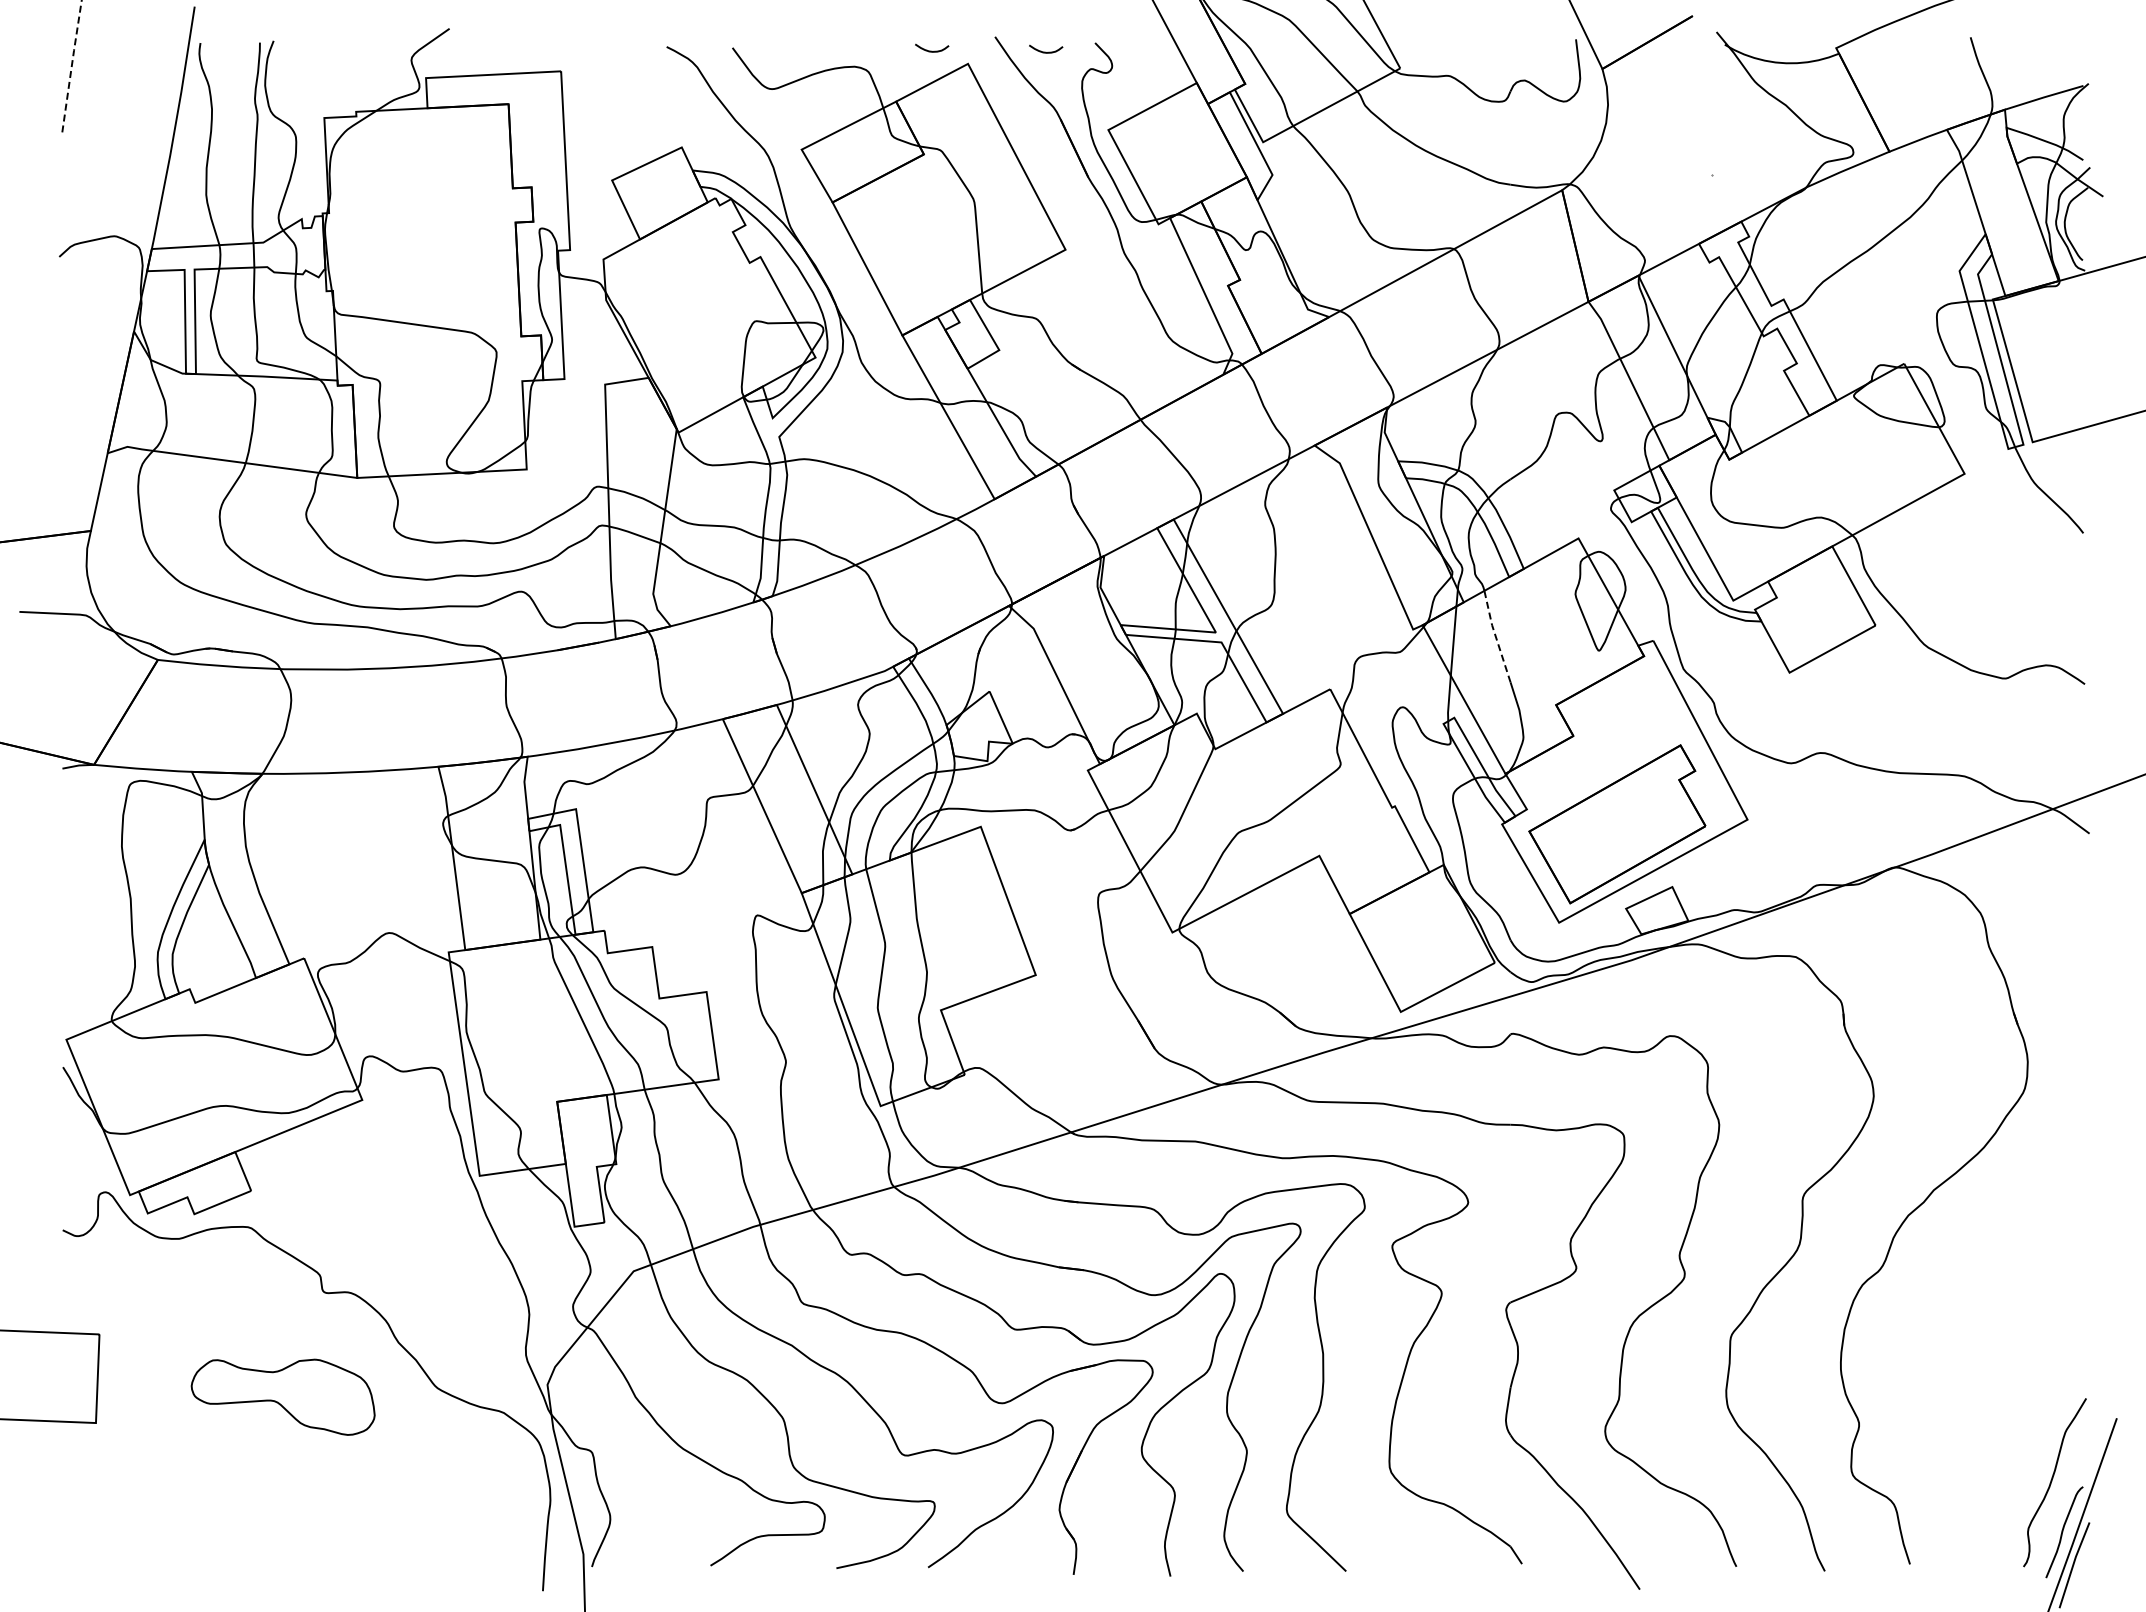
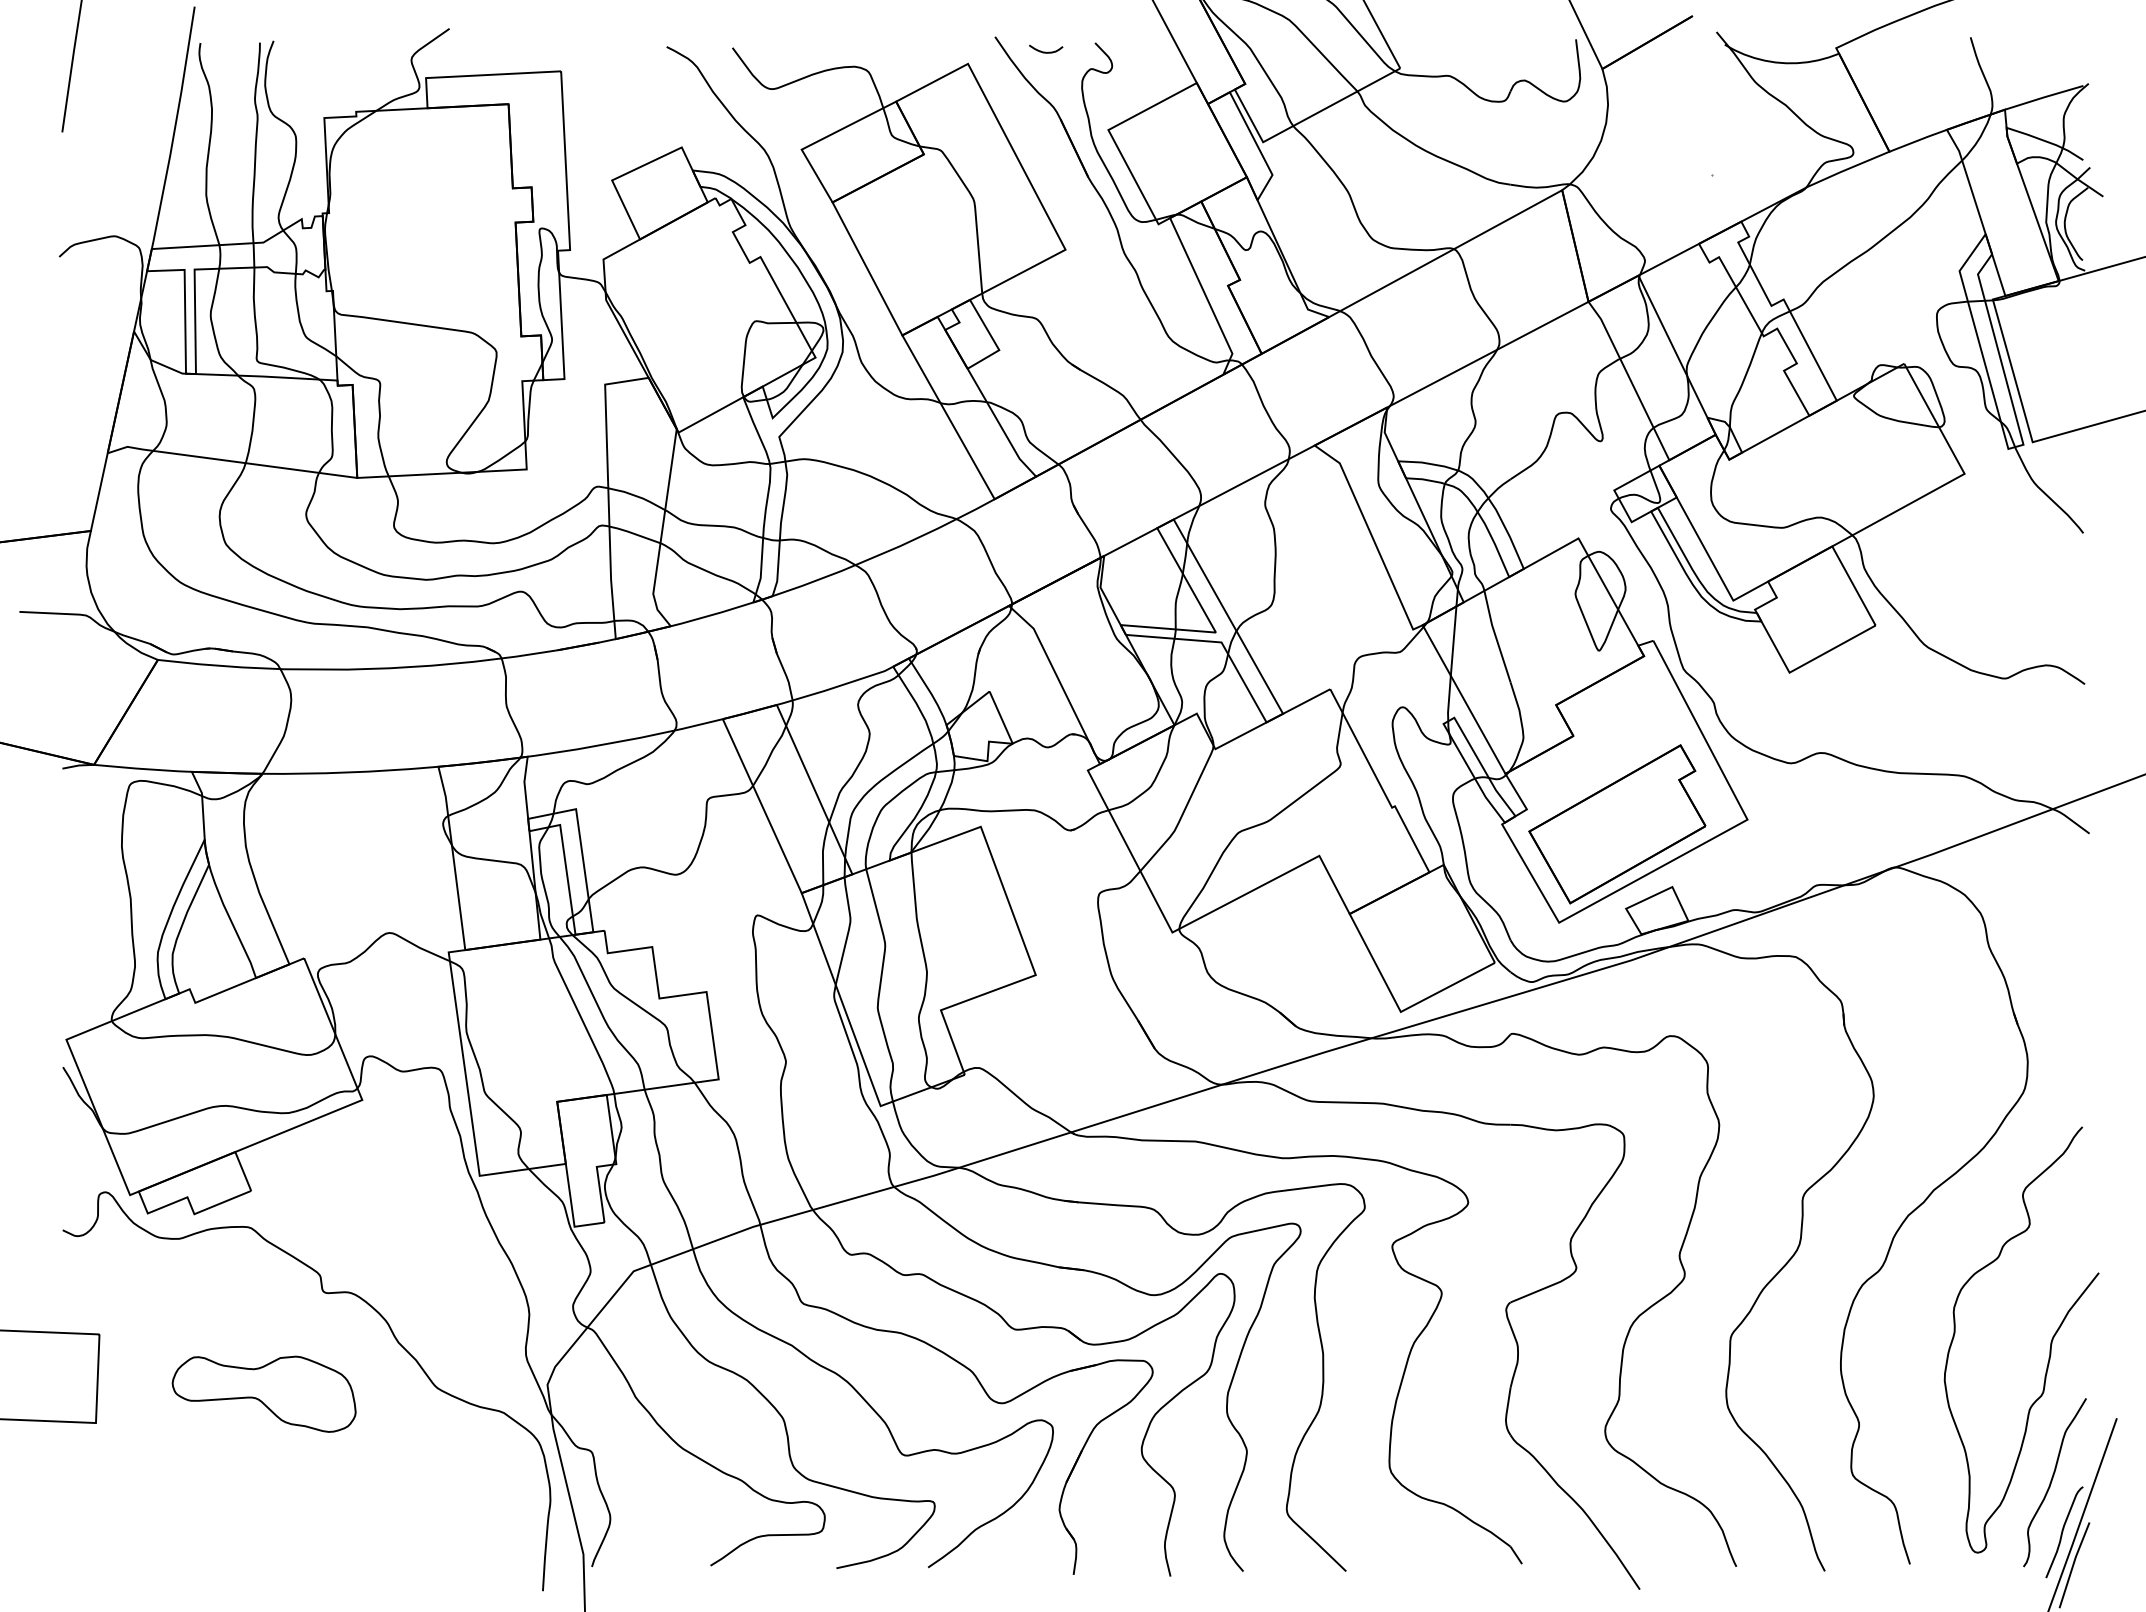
curve: present -> none (931, 50)
line: dashed -> solid (71, 65)
line: dashed -> solid (1495, 636)
curve: none -> present (2050, 1342)
part position: (282, 1396) -> (263, 1393) (263, 1393)
